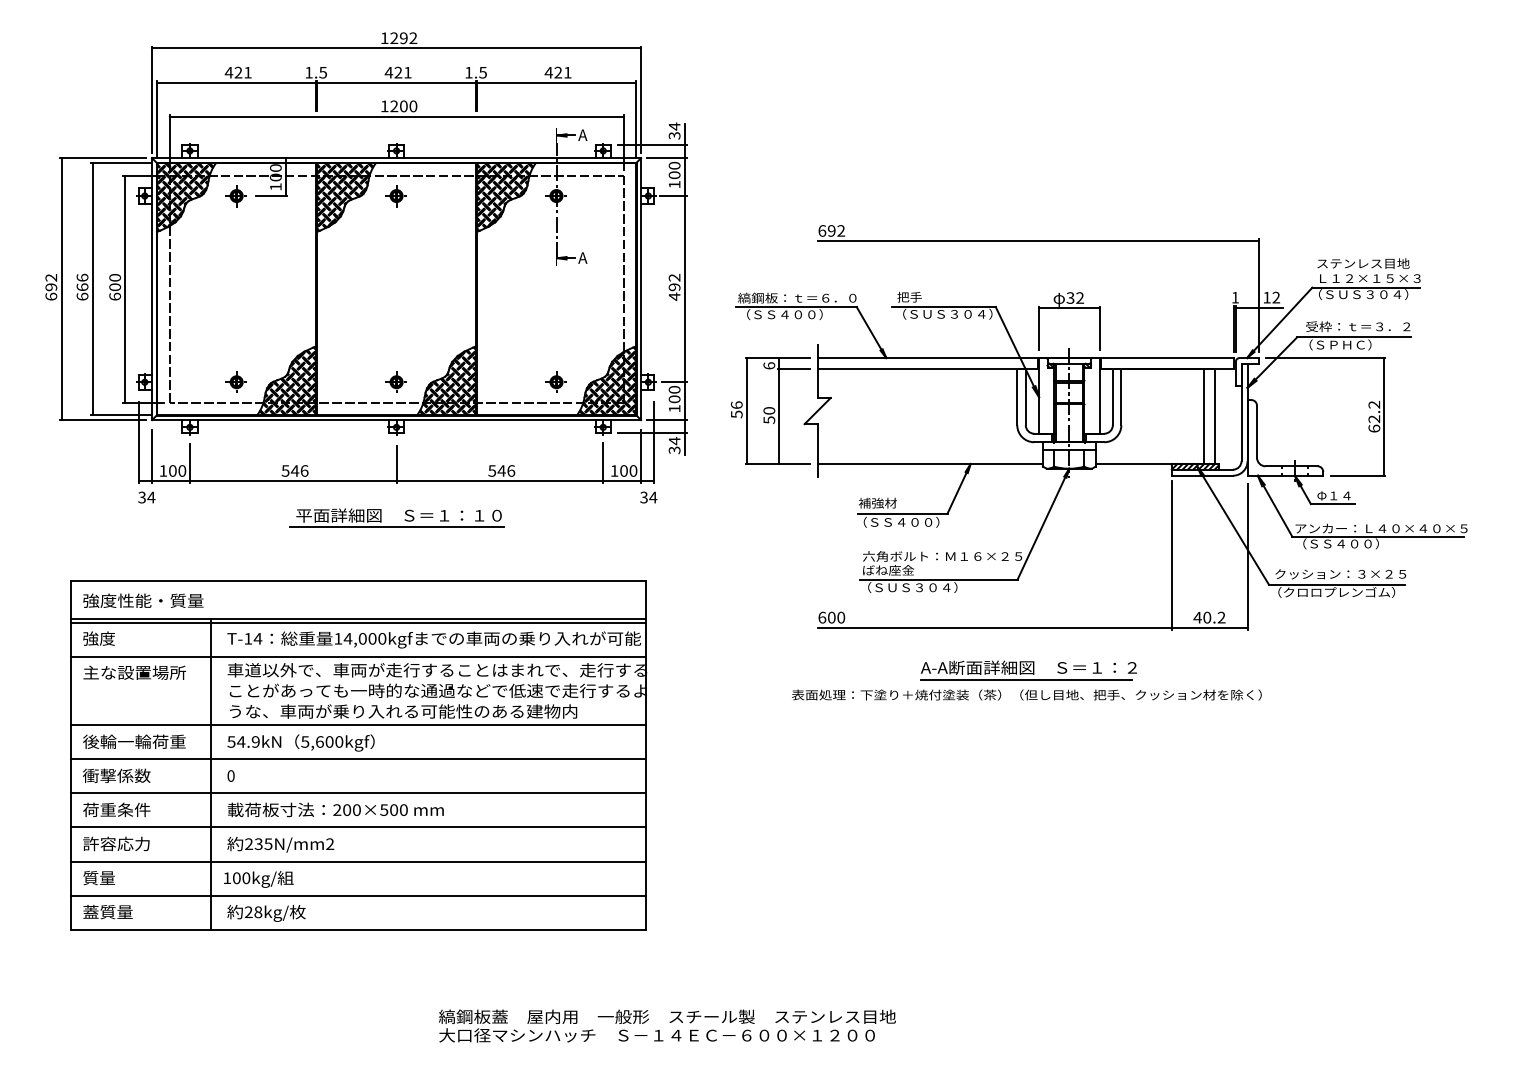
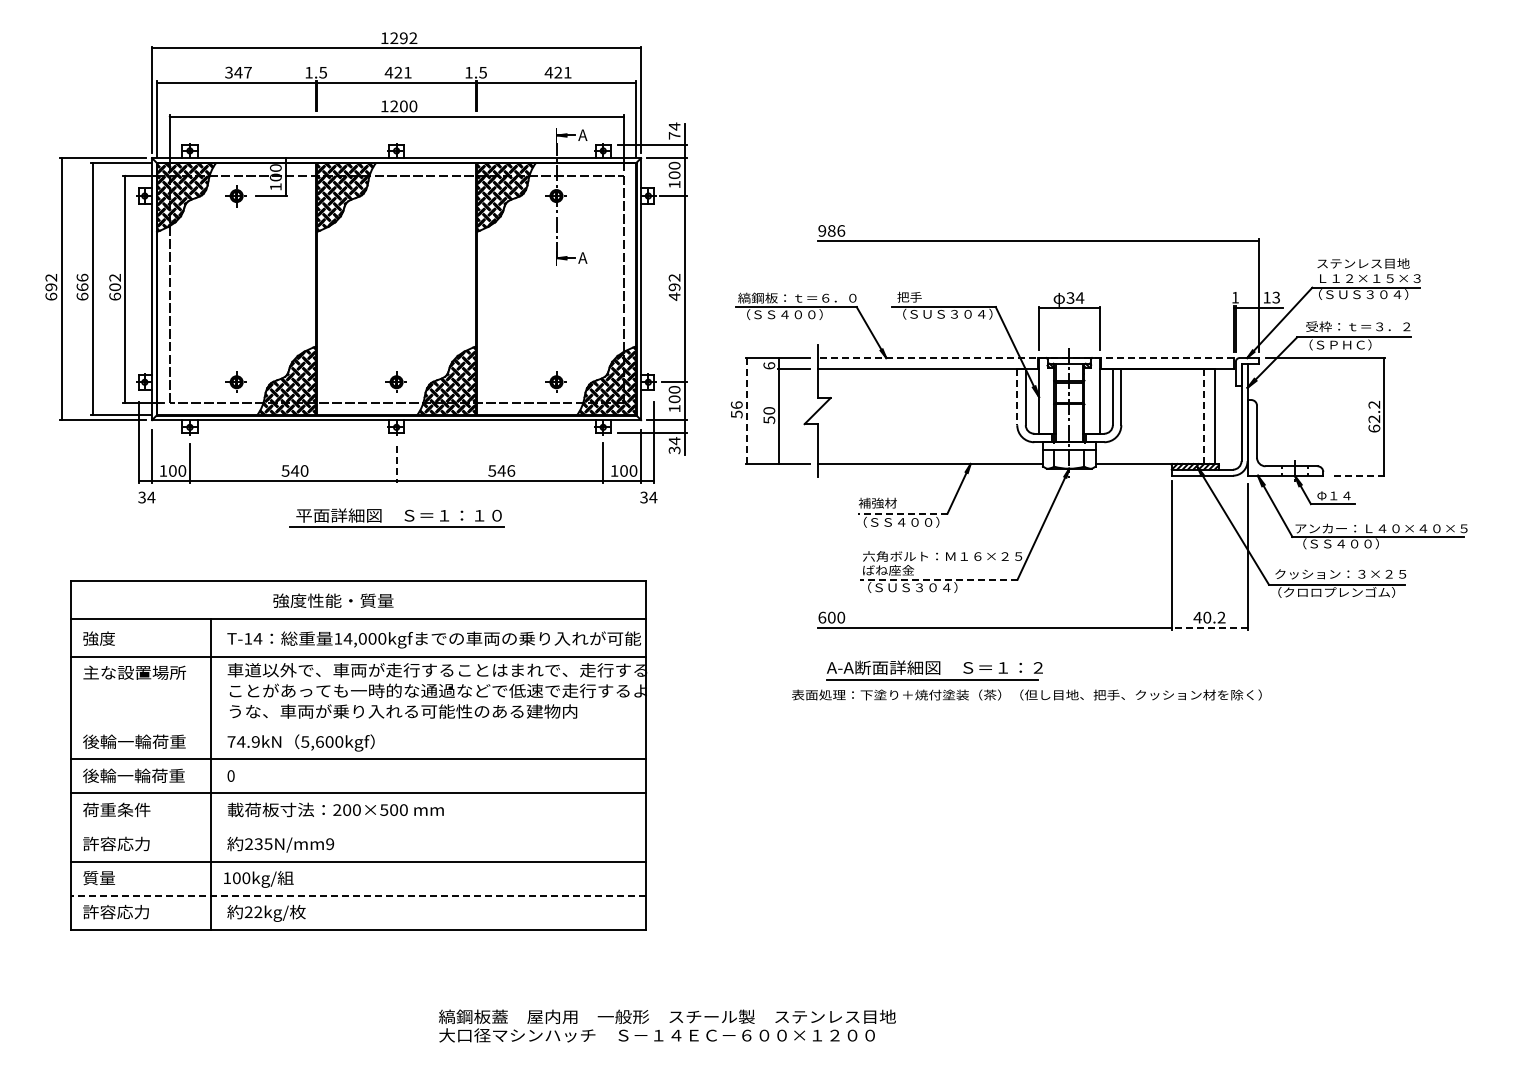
text: 421 -> 347 (237, 72)
text: 34 -> 74 (674, 135)
part: present -> none (395, 196)
text: 692 -> 986 (831, 230)
text: 600 -> 602 (115, 277)
text: 32 -> 34 (1079, 297)
text: 12 -> 13 (1276, 297)
line: solid -> dashed (1025, 358)
line: solid -> dashed (1017, 397)
line: solid -> dashed (746, 411)
line: solid -> dashed (1203, 417)
line: solid -> dashed (396, 465)
text: 546 -> 540 (304, 470)
line: solid -> dashed (1357, 475)
line: solid -> dashed (902, 513)
line: solid -> dashed (938, 579)
text position: (143, 600) -> (333, 600) (333, 600)
line: present -> none (358, 623)
line: solid -> dashed (1209, 627)
part position: (1028, 670) -> (934, 670) (934, 670)
line: present -> none (358, 725)
text: 54.9kN -> 74.9kN (231, 741)
text: 衝撃係数 -> 後輪一輪荷重 (133, 775)
line: present -> none (358, 827)
text: 235N/mm2 -> 235N/mm9 (330, 844)
line: solid -> dashed (358, 895)
text: 蓋質量 -> 許容応力 (115, 911)
text: 28kg/ -> 22kg/ (258, 912)
